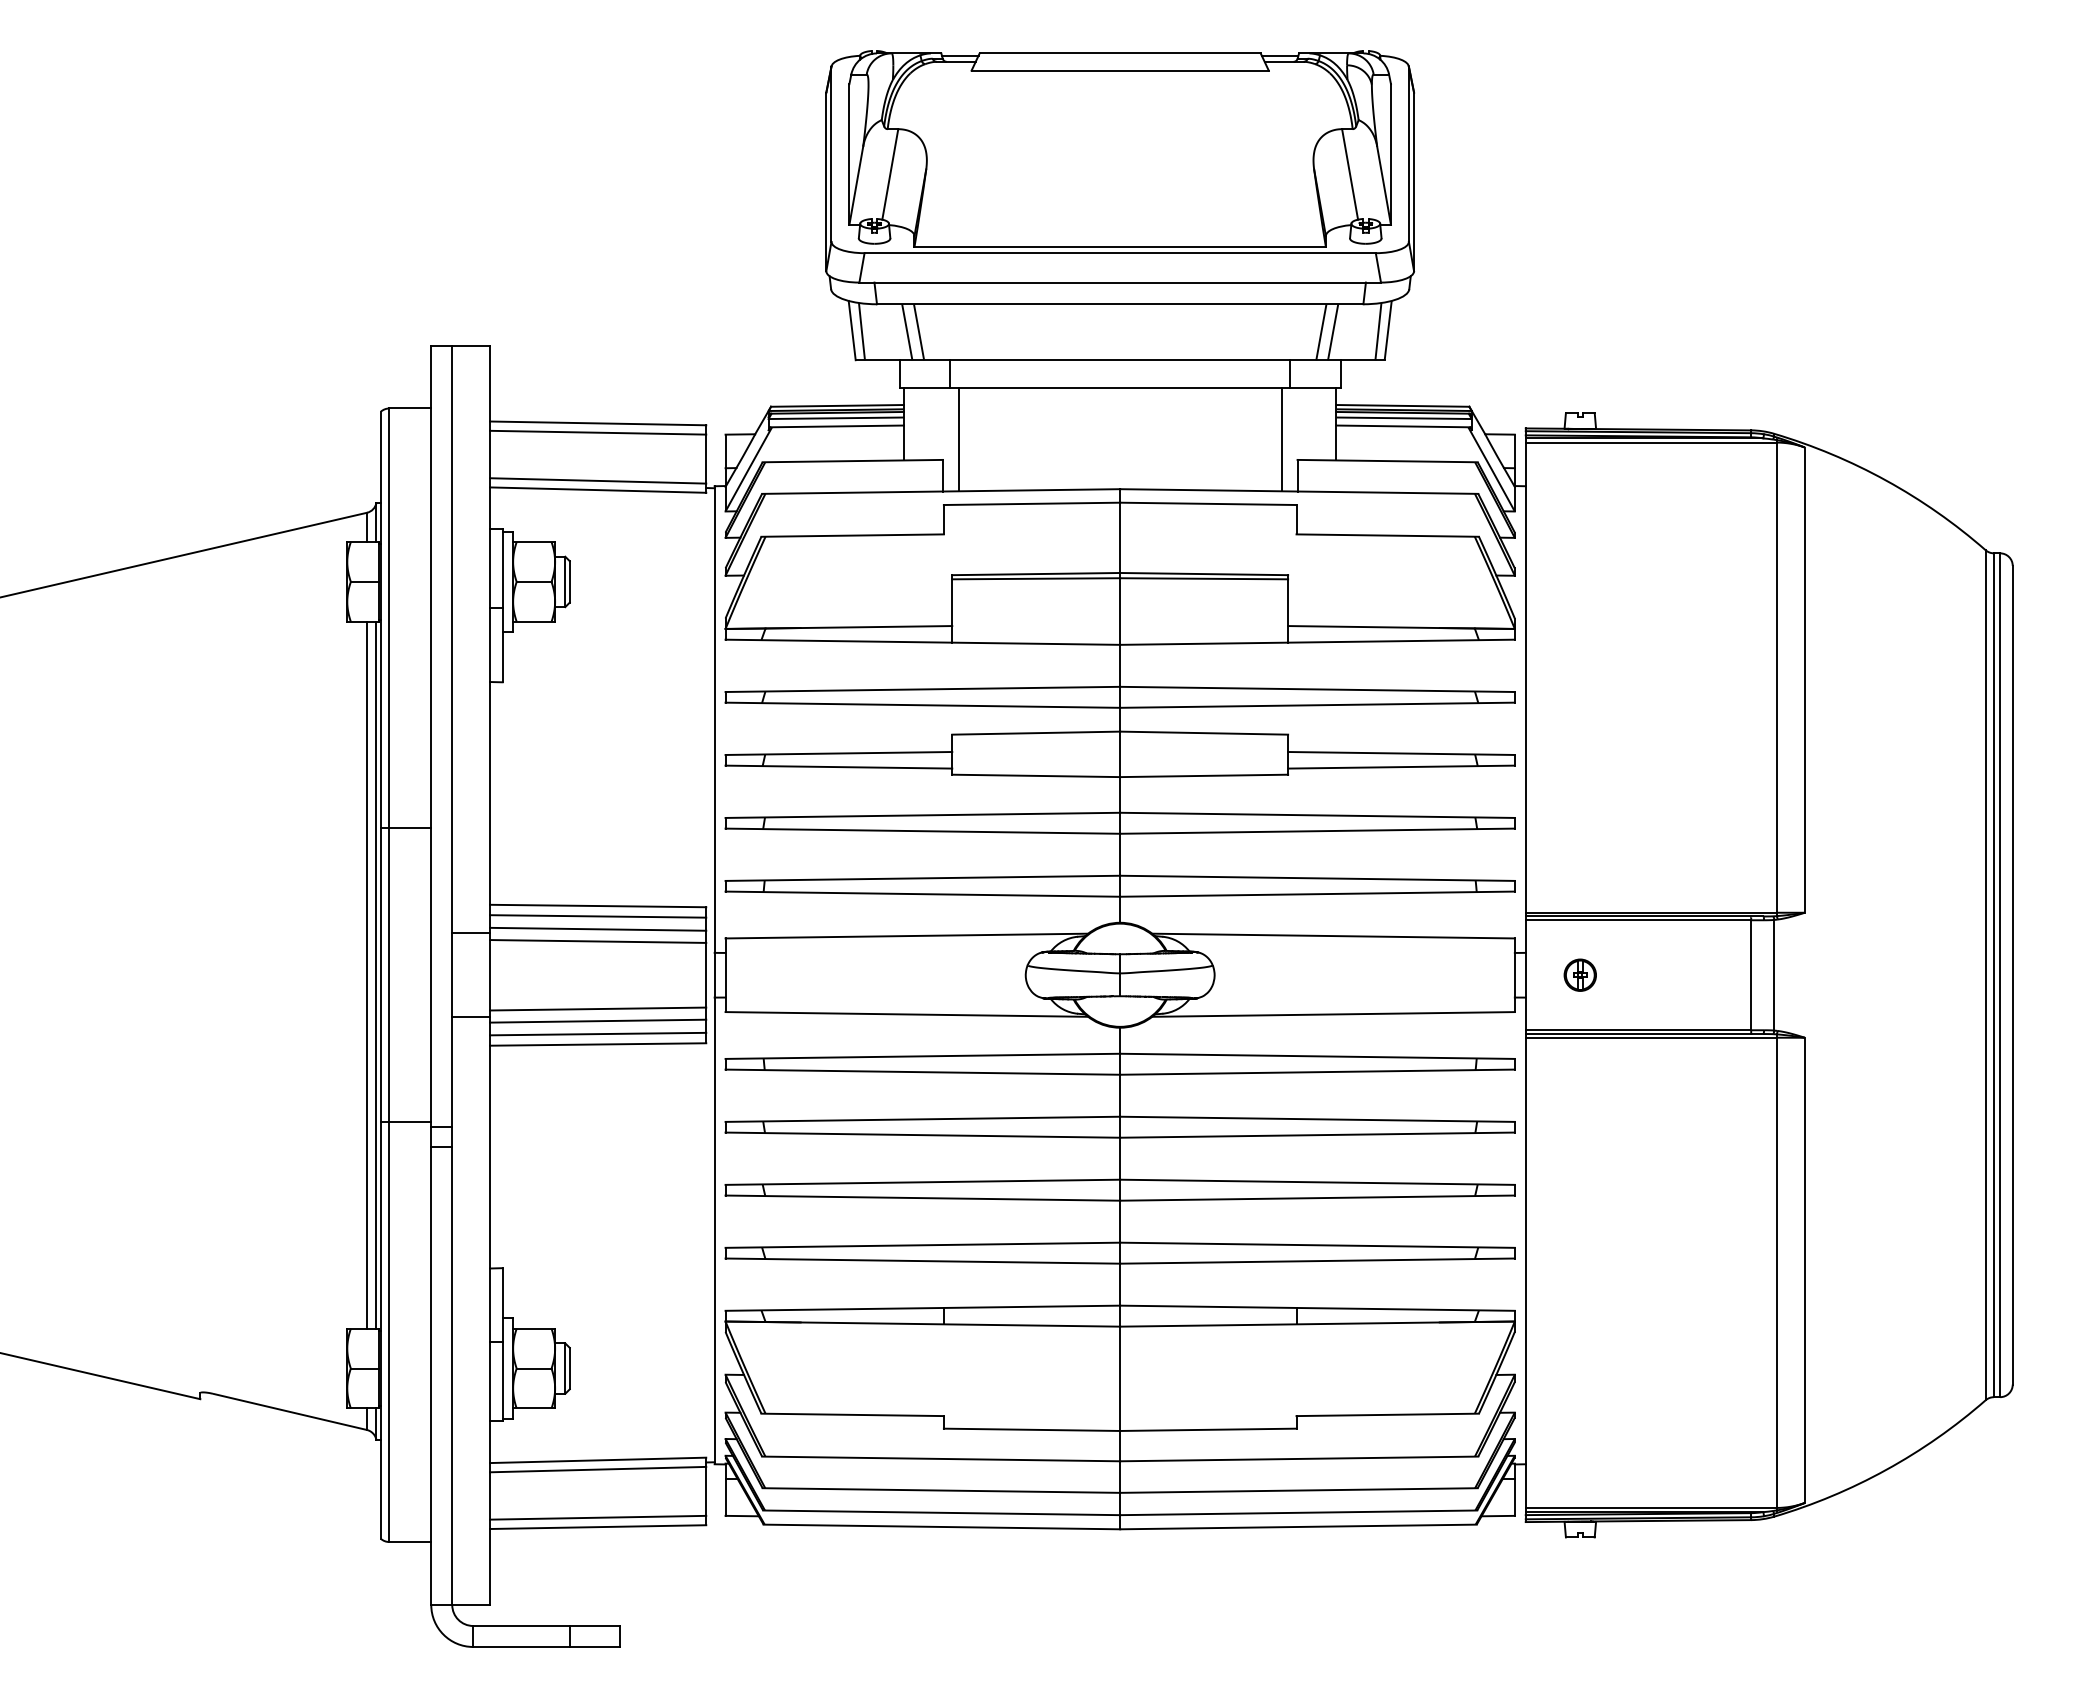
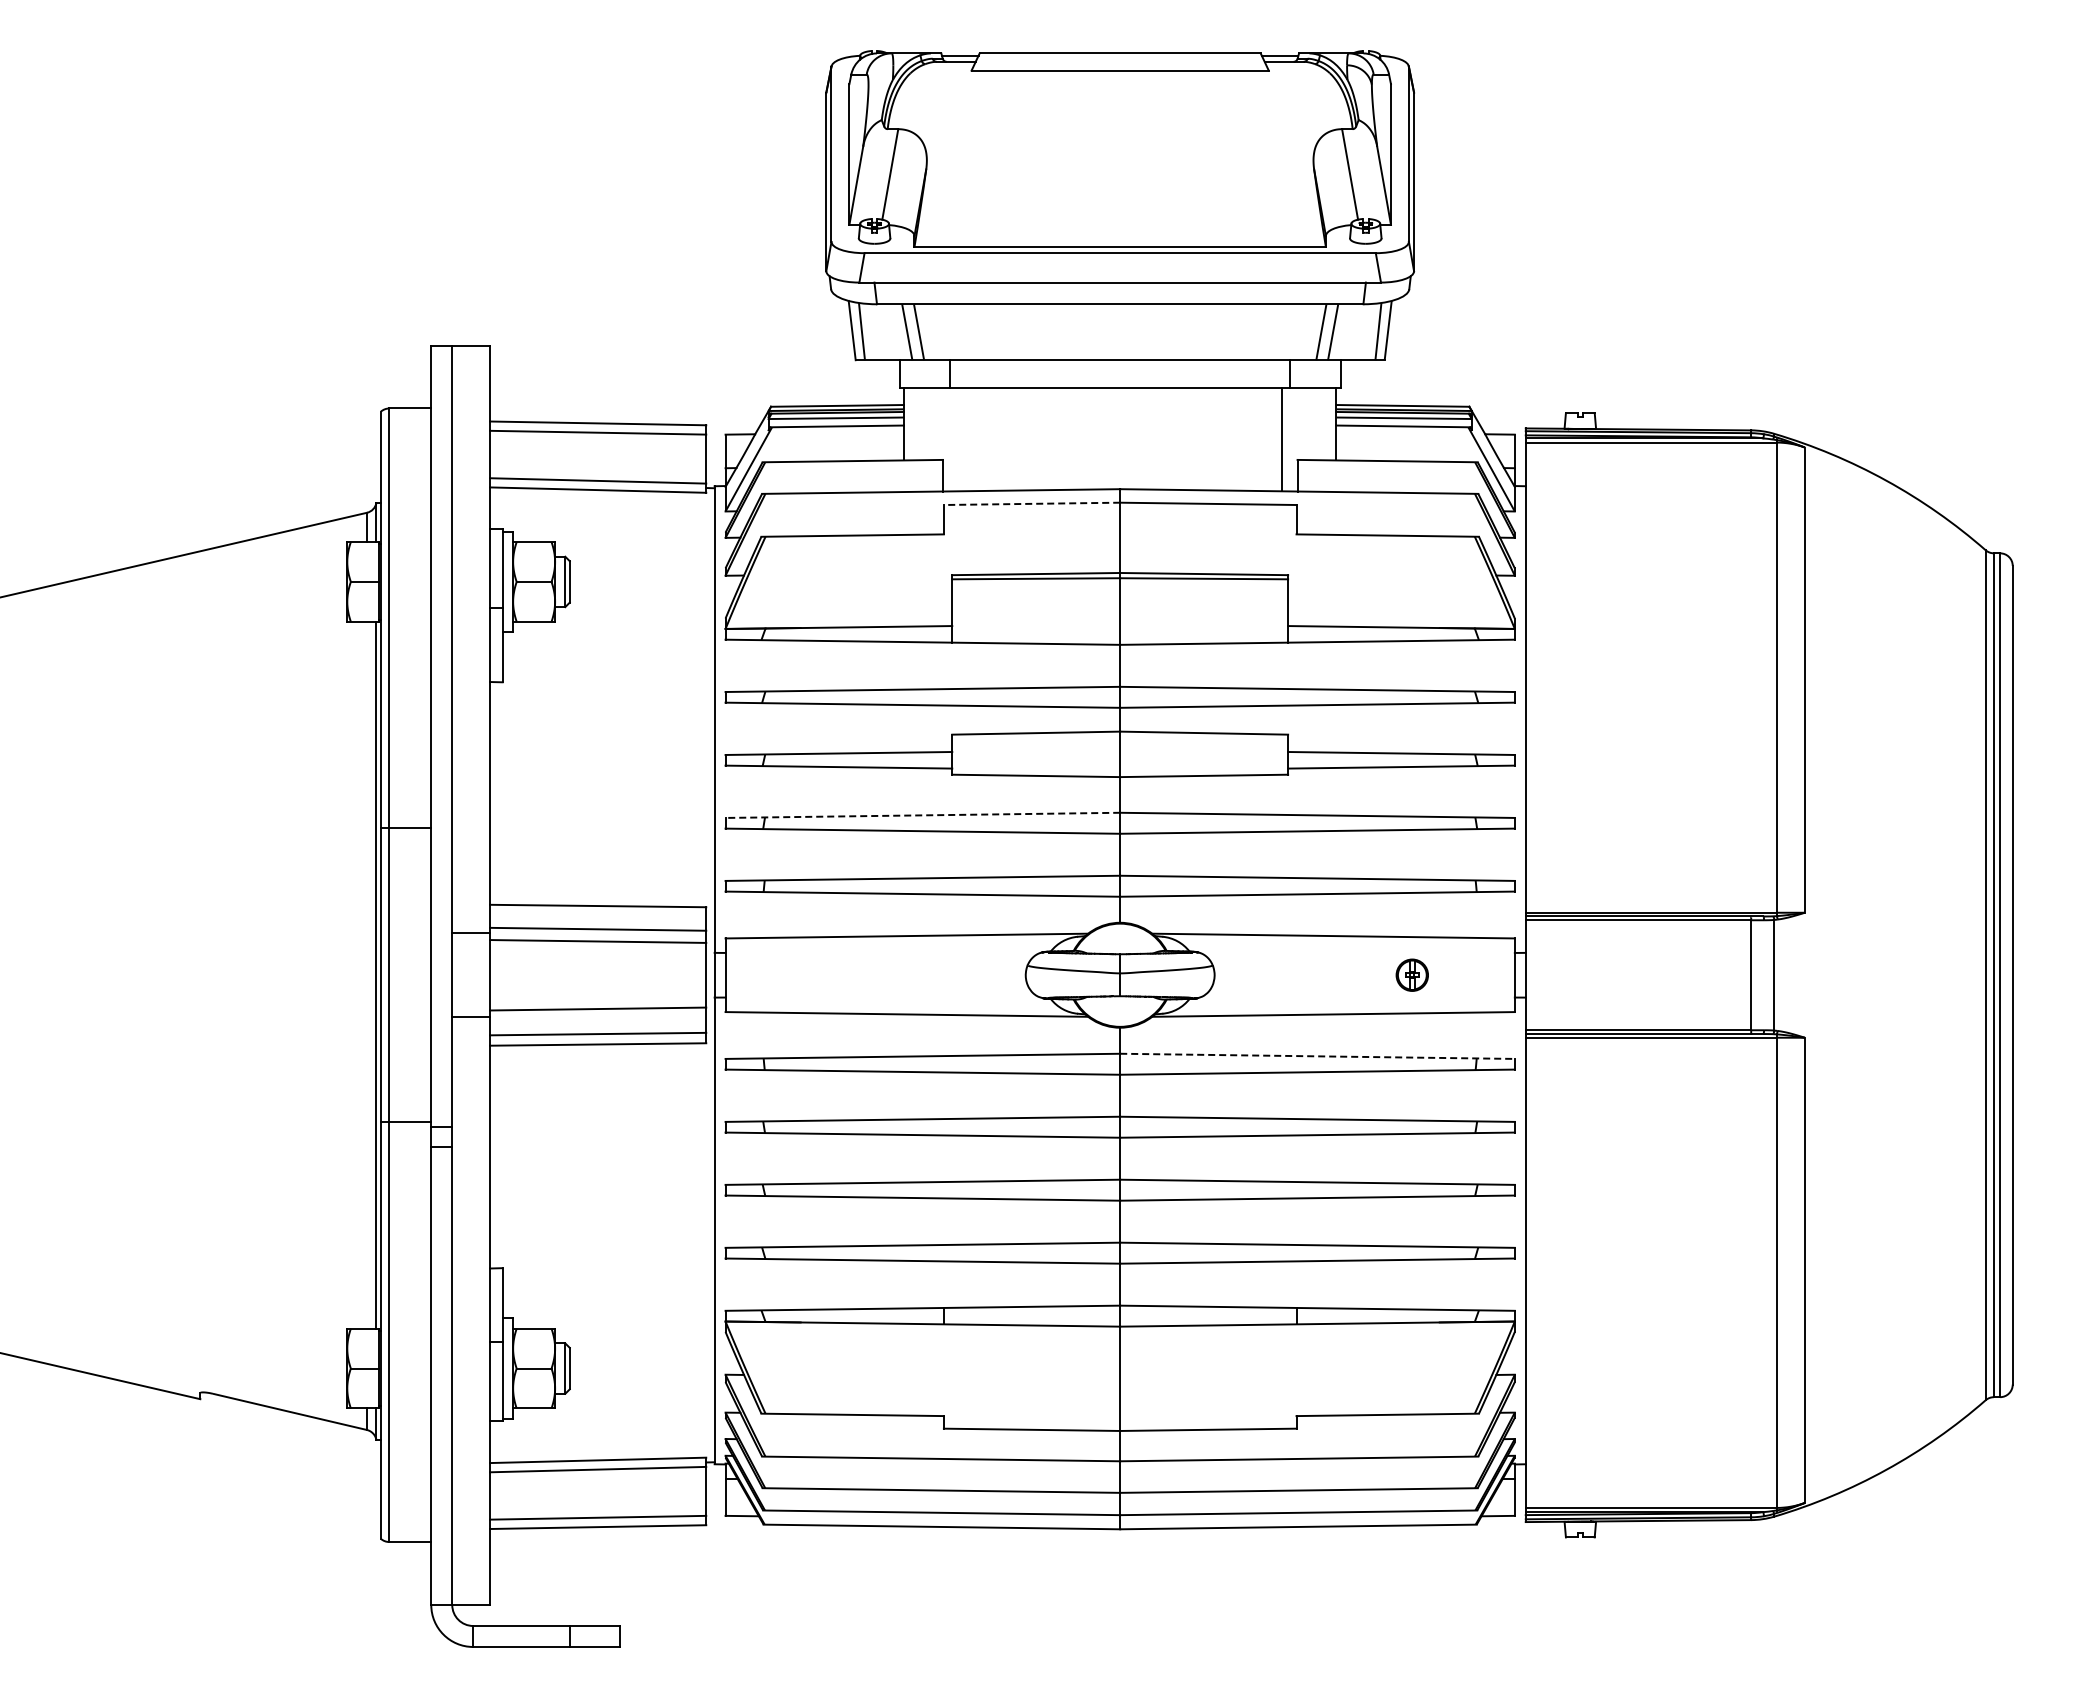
line: present -> none (958, 439)
line: solid -> dashed (1031, 503)
line: solid -> dashed (922, 815)
line: present -> none (598, 916)
line: present -> none (366, 974)
part position: (1579, 974) -> (1411, 974) (1411, 974)
line: present -> none (598, 1020)
line: solid -> dashed (1318, 1056)
